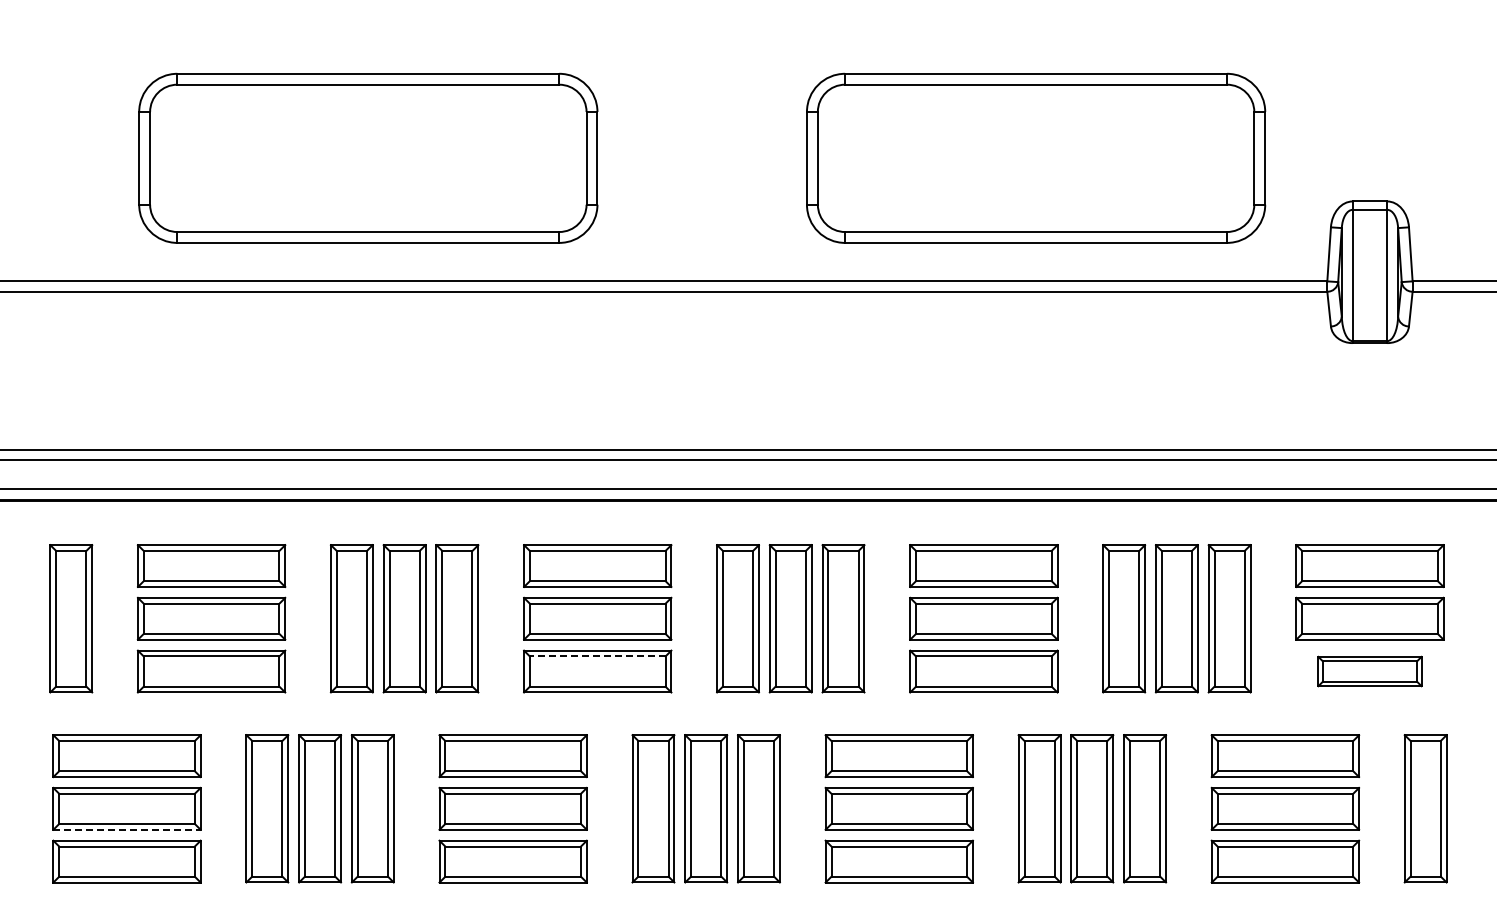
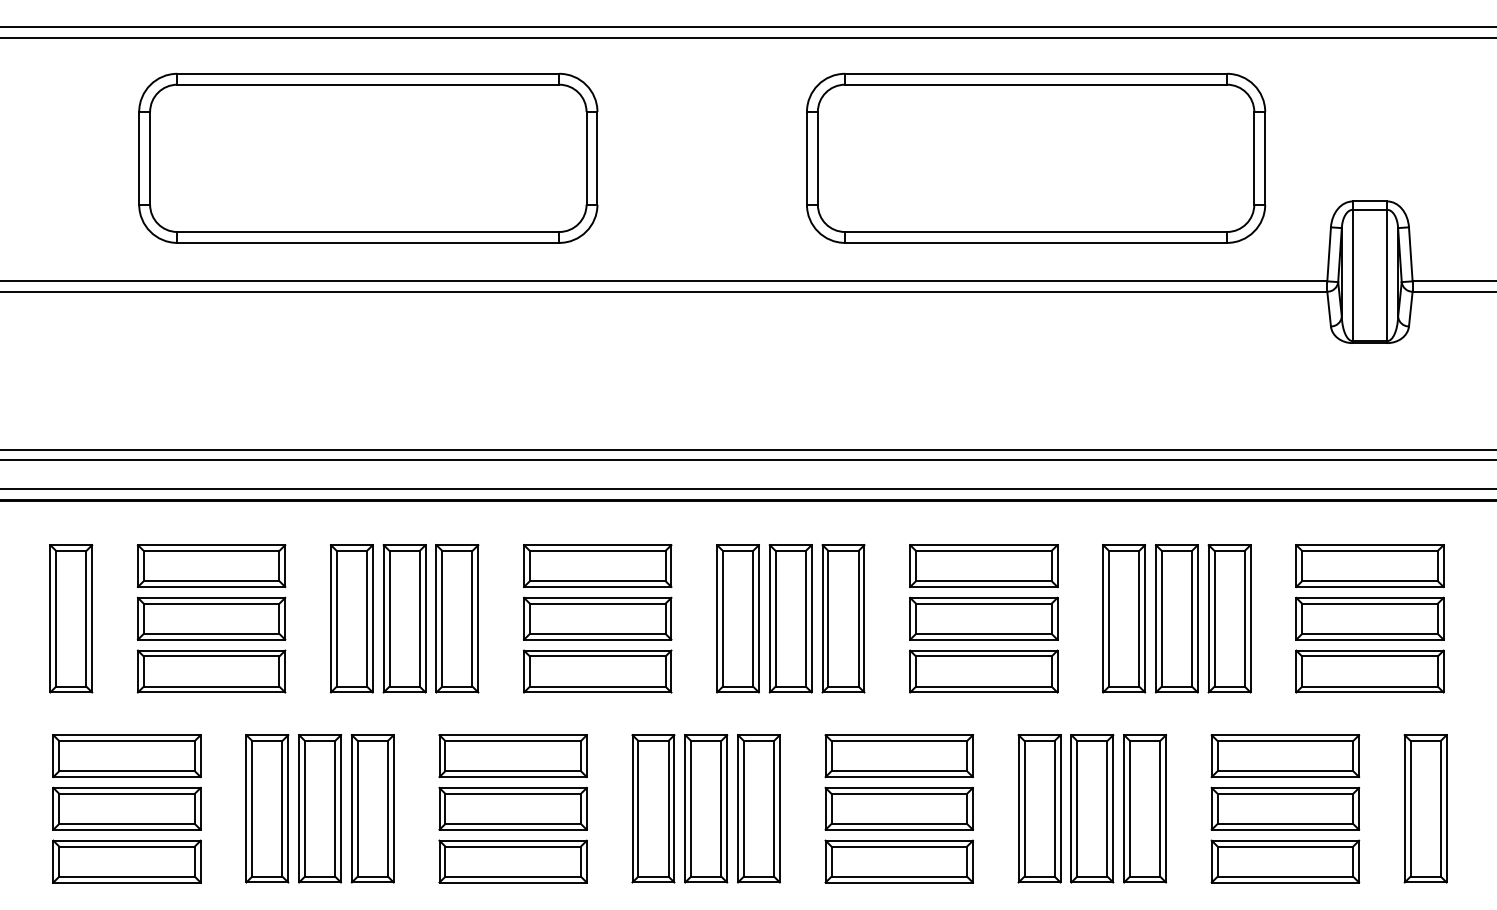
line: none -> present (747, 27)
line: none -> present (747, 38)
line: dashed -> solid (597, 656)
part size: 106x33 px -> 150x45 px (1369, 671)
line: dashed -> solid (127, 829)
